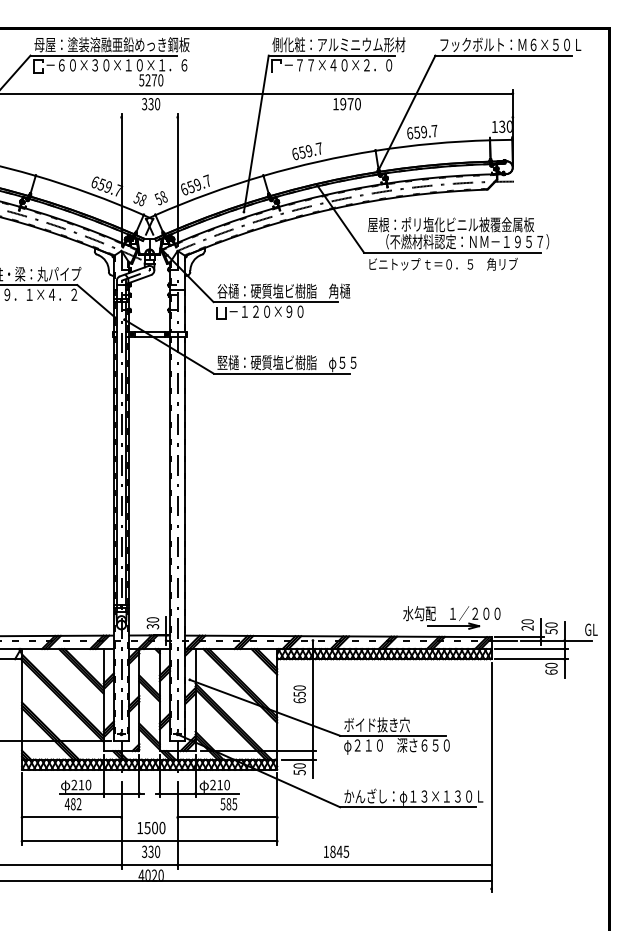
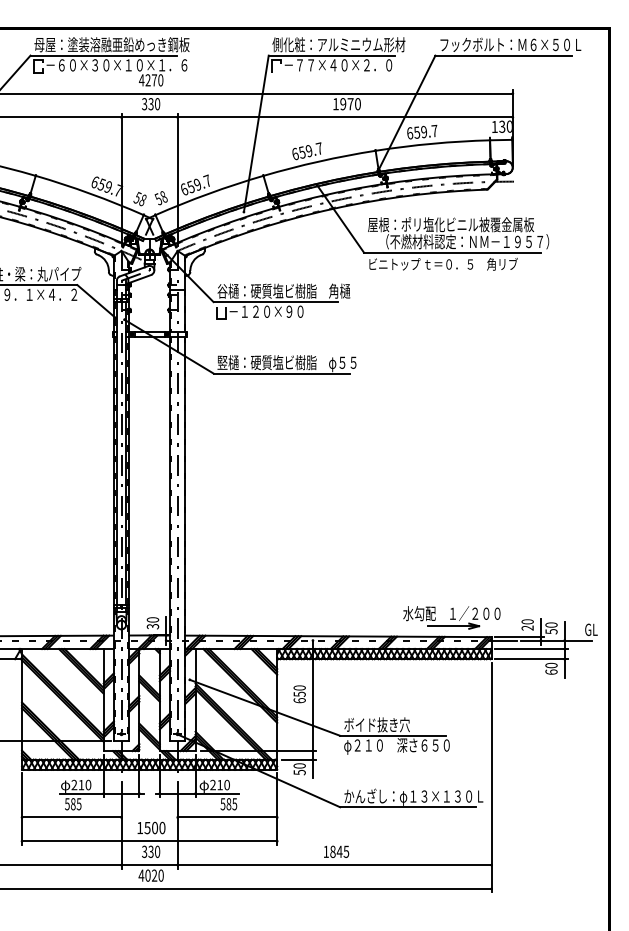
text: 5270 -> 4270 (141, 80)
line: none -> present (257, 117)
text: 482 -> 585 (72, 804)
line position: (246, 880) -> (246, 888) (246, 888)
